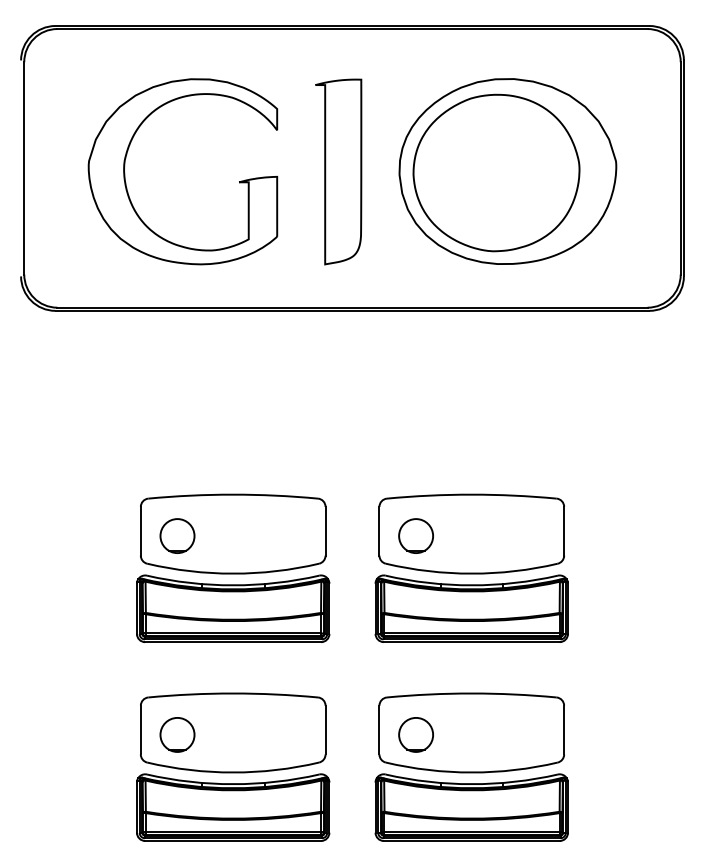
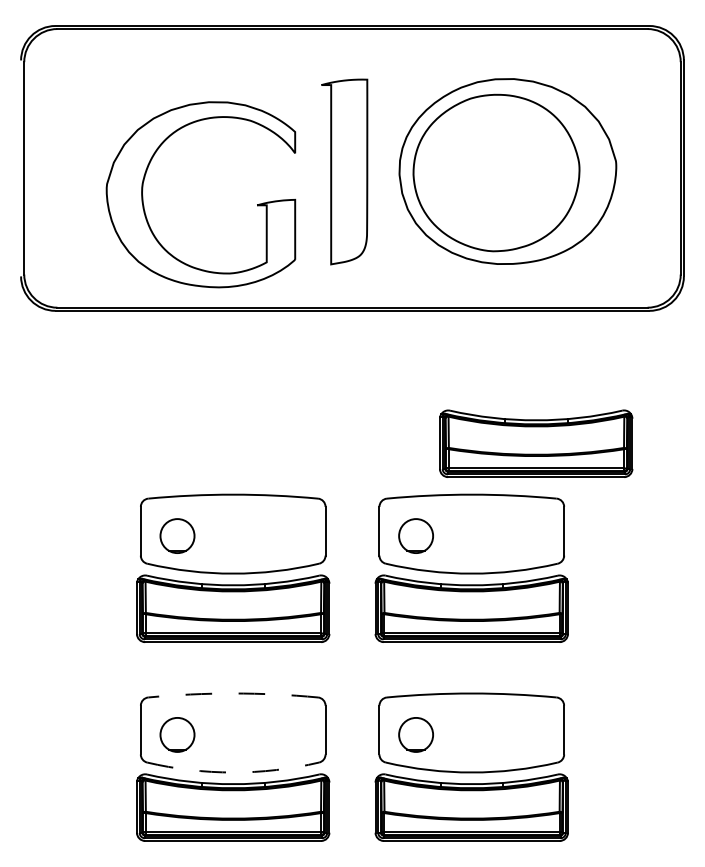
part position: (338, 171) -> (344, 171) (344, 171)
part position: (125, 173) -> (143, 196) (143, 196)
part: none -> present (536, 443)
arc: solid -> dashed (233, 693)
arc: solid -> dashed (233, 772)
